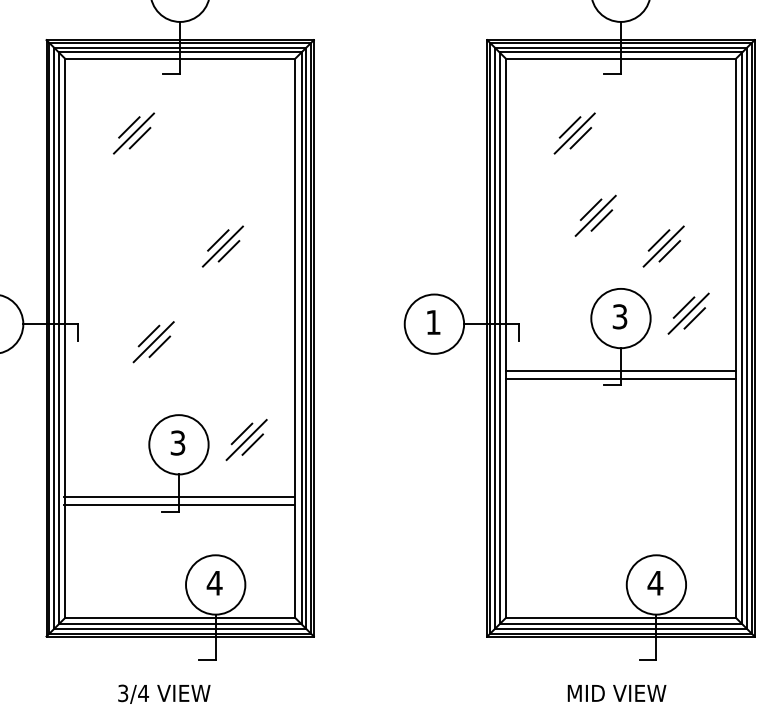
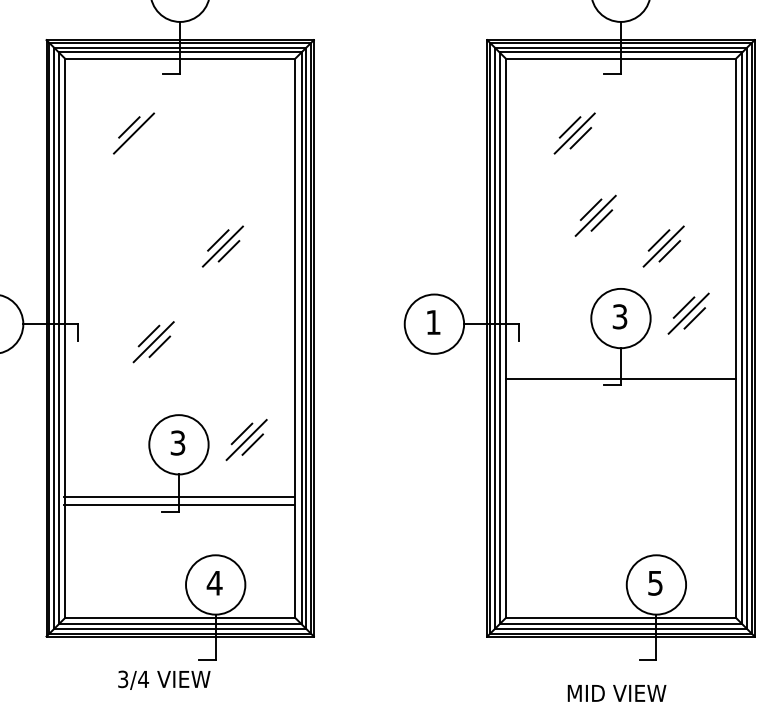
line: present -> none (139, 138)
line: present -> none (620, 371)
text: 4 -> 5 (655, 583)
text position: (164, 693) -> (164, 679) (164, 679)
